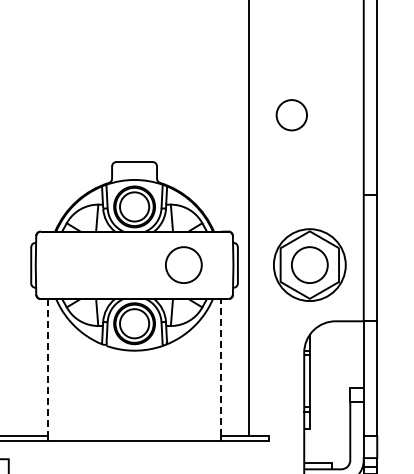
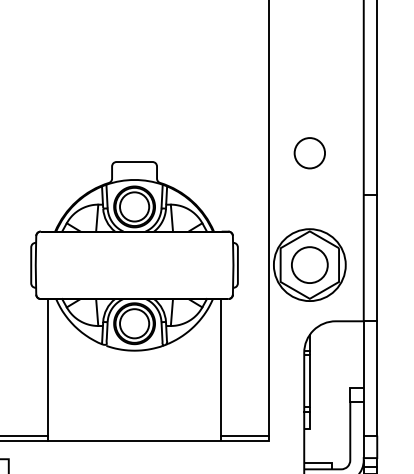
circle position: (291, 115) -> (309, 153) (309, 153)
line position: (249, 219) -> (269, 219) (269, 219)
circle: present -> none (183, 264)
line: dashed -> solid (48, 367)
line: dashed -> solid (220, 367)
